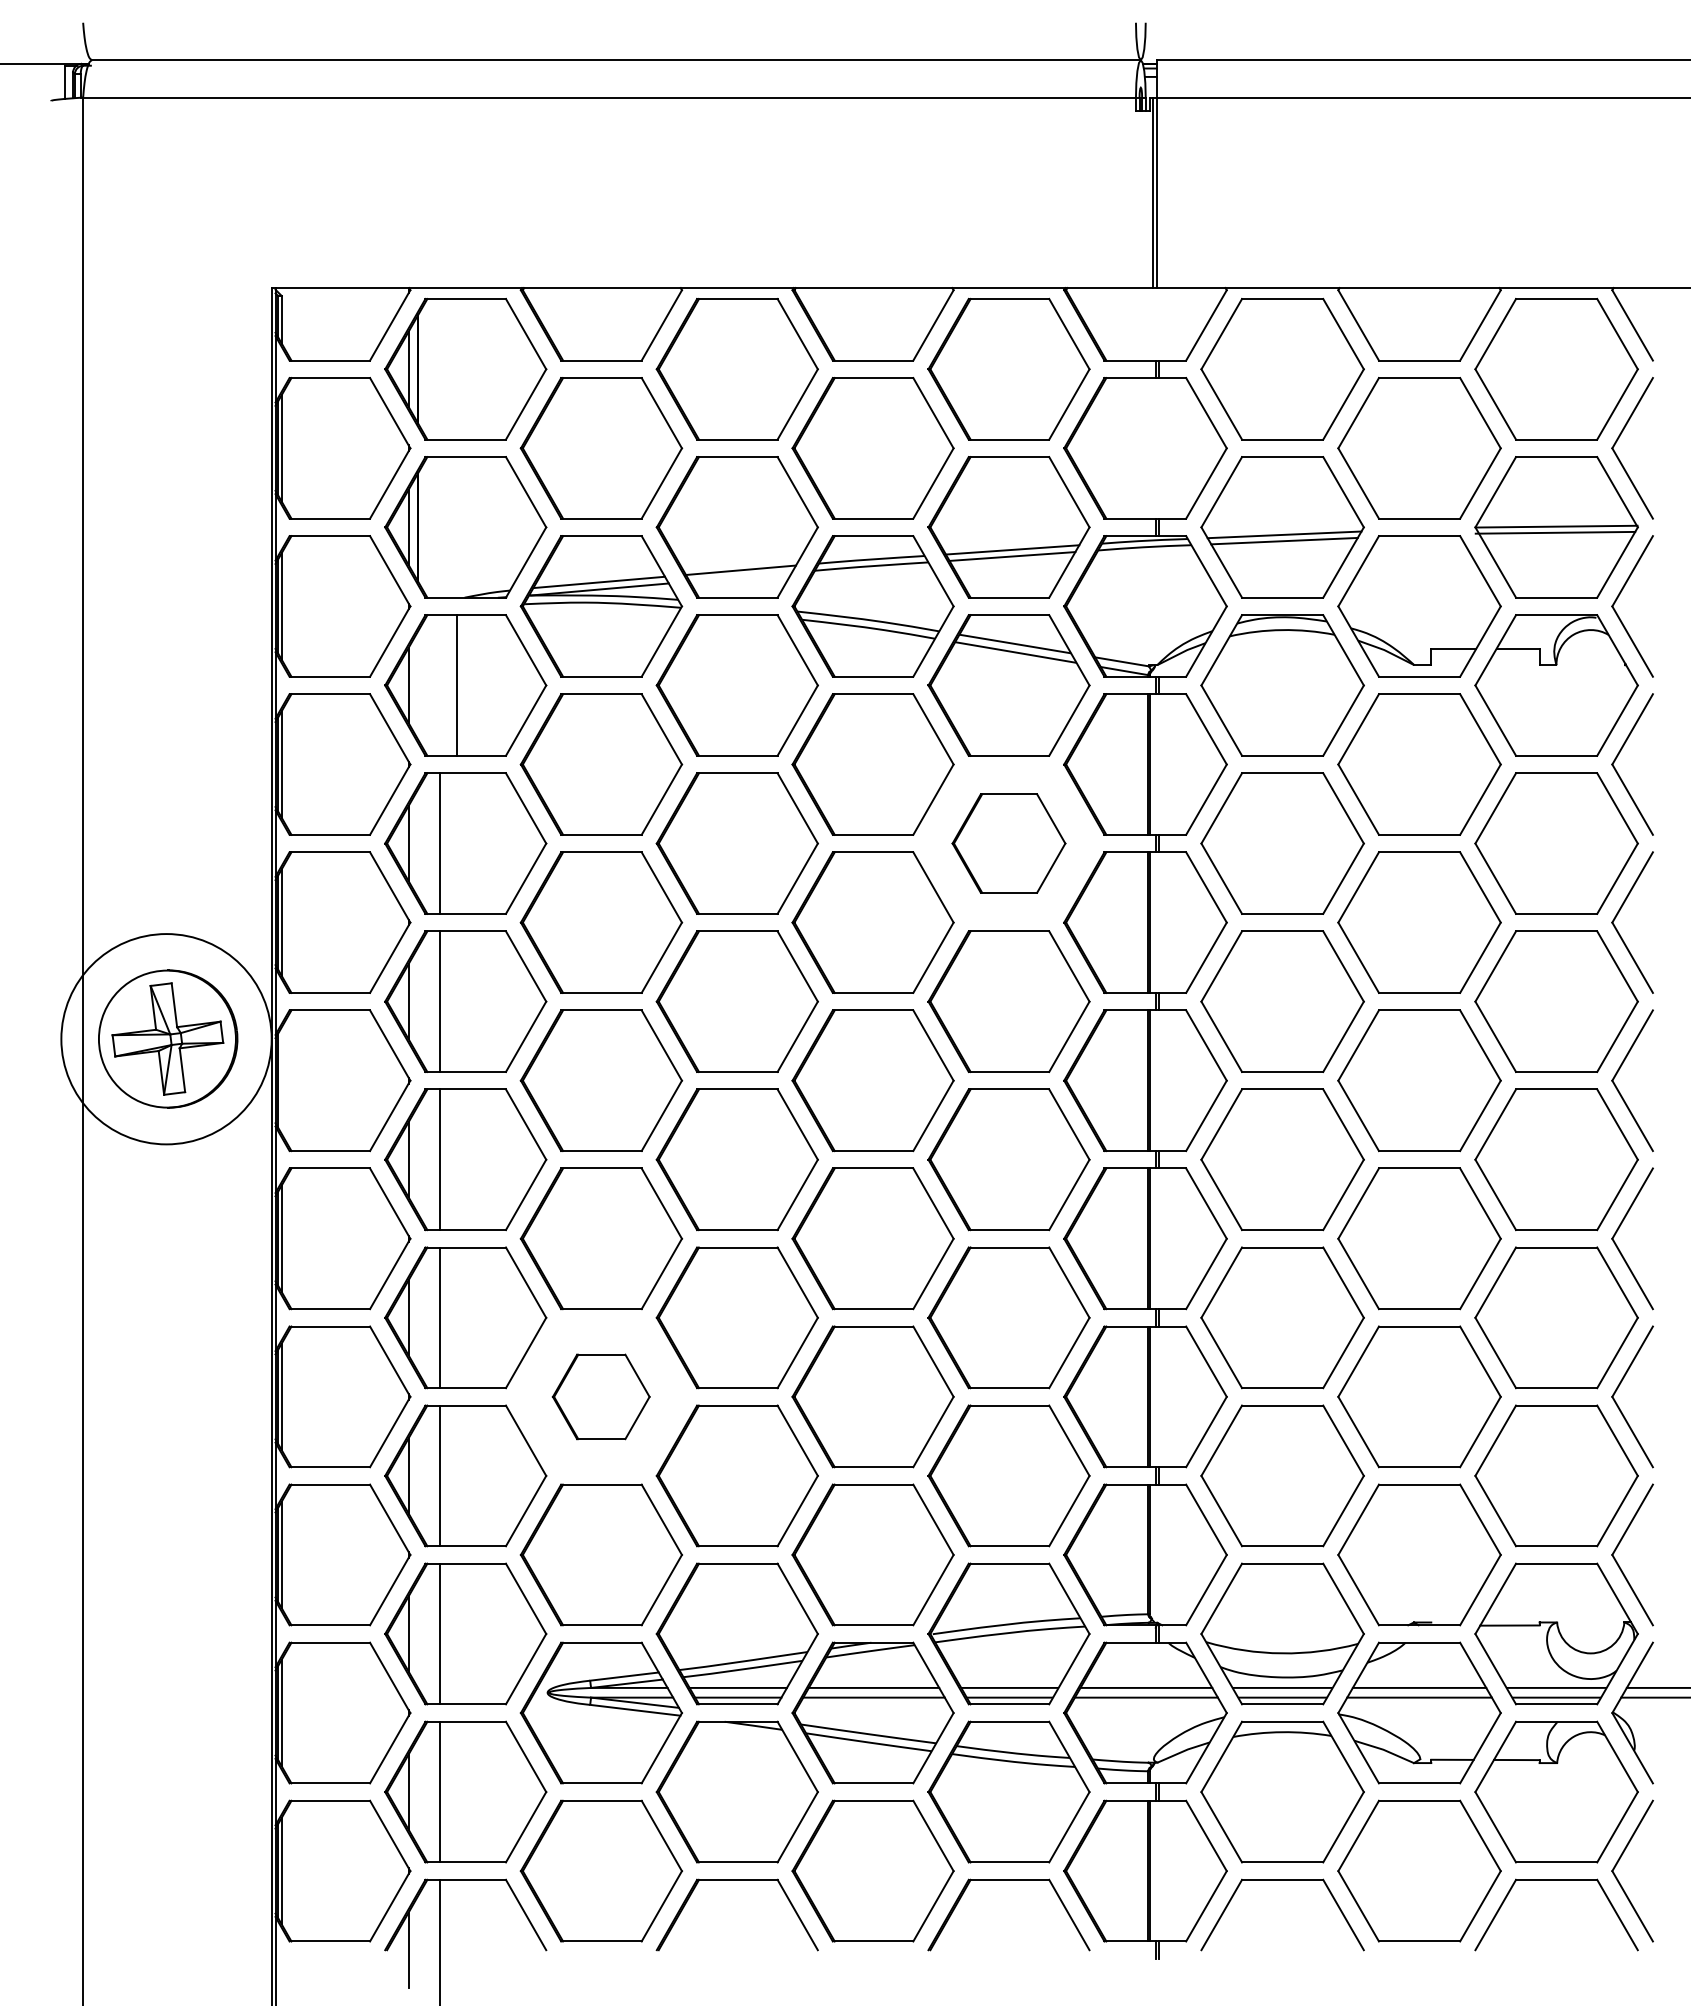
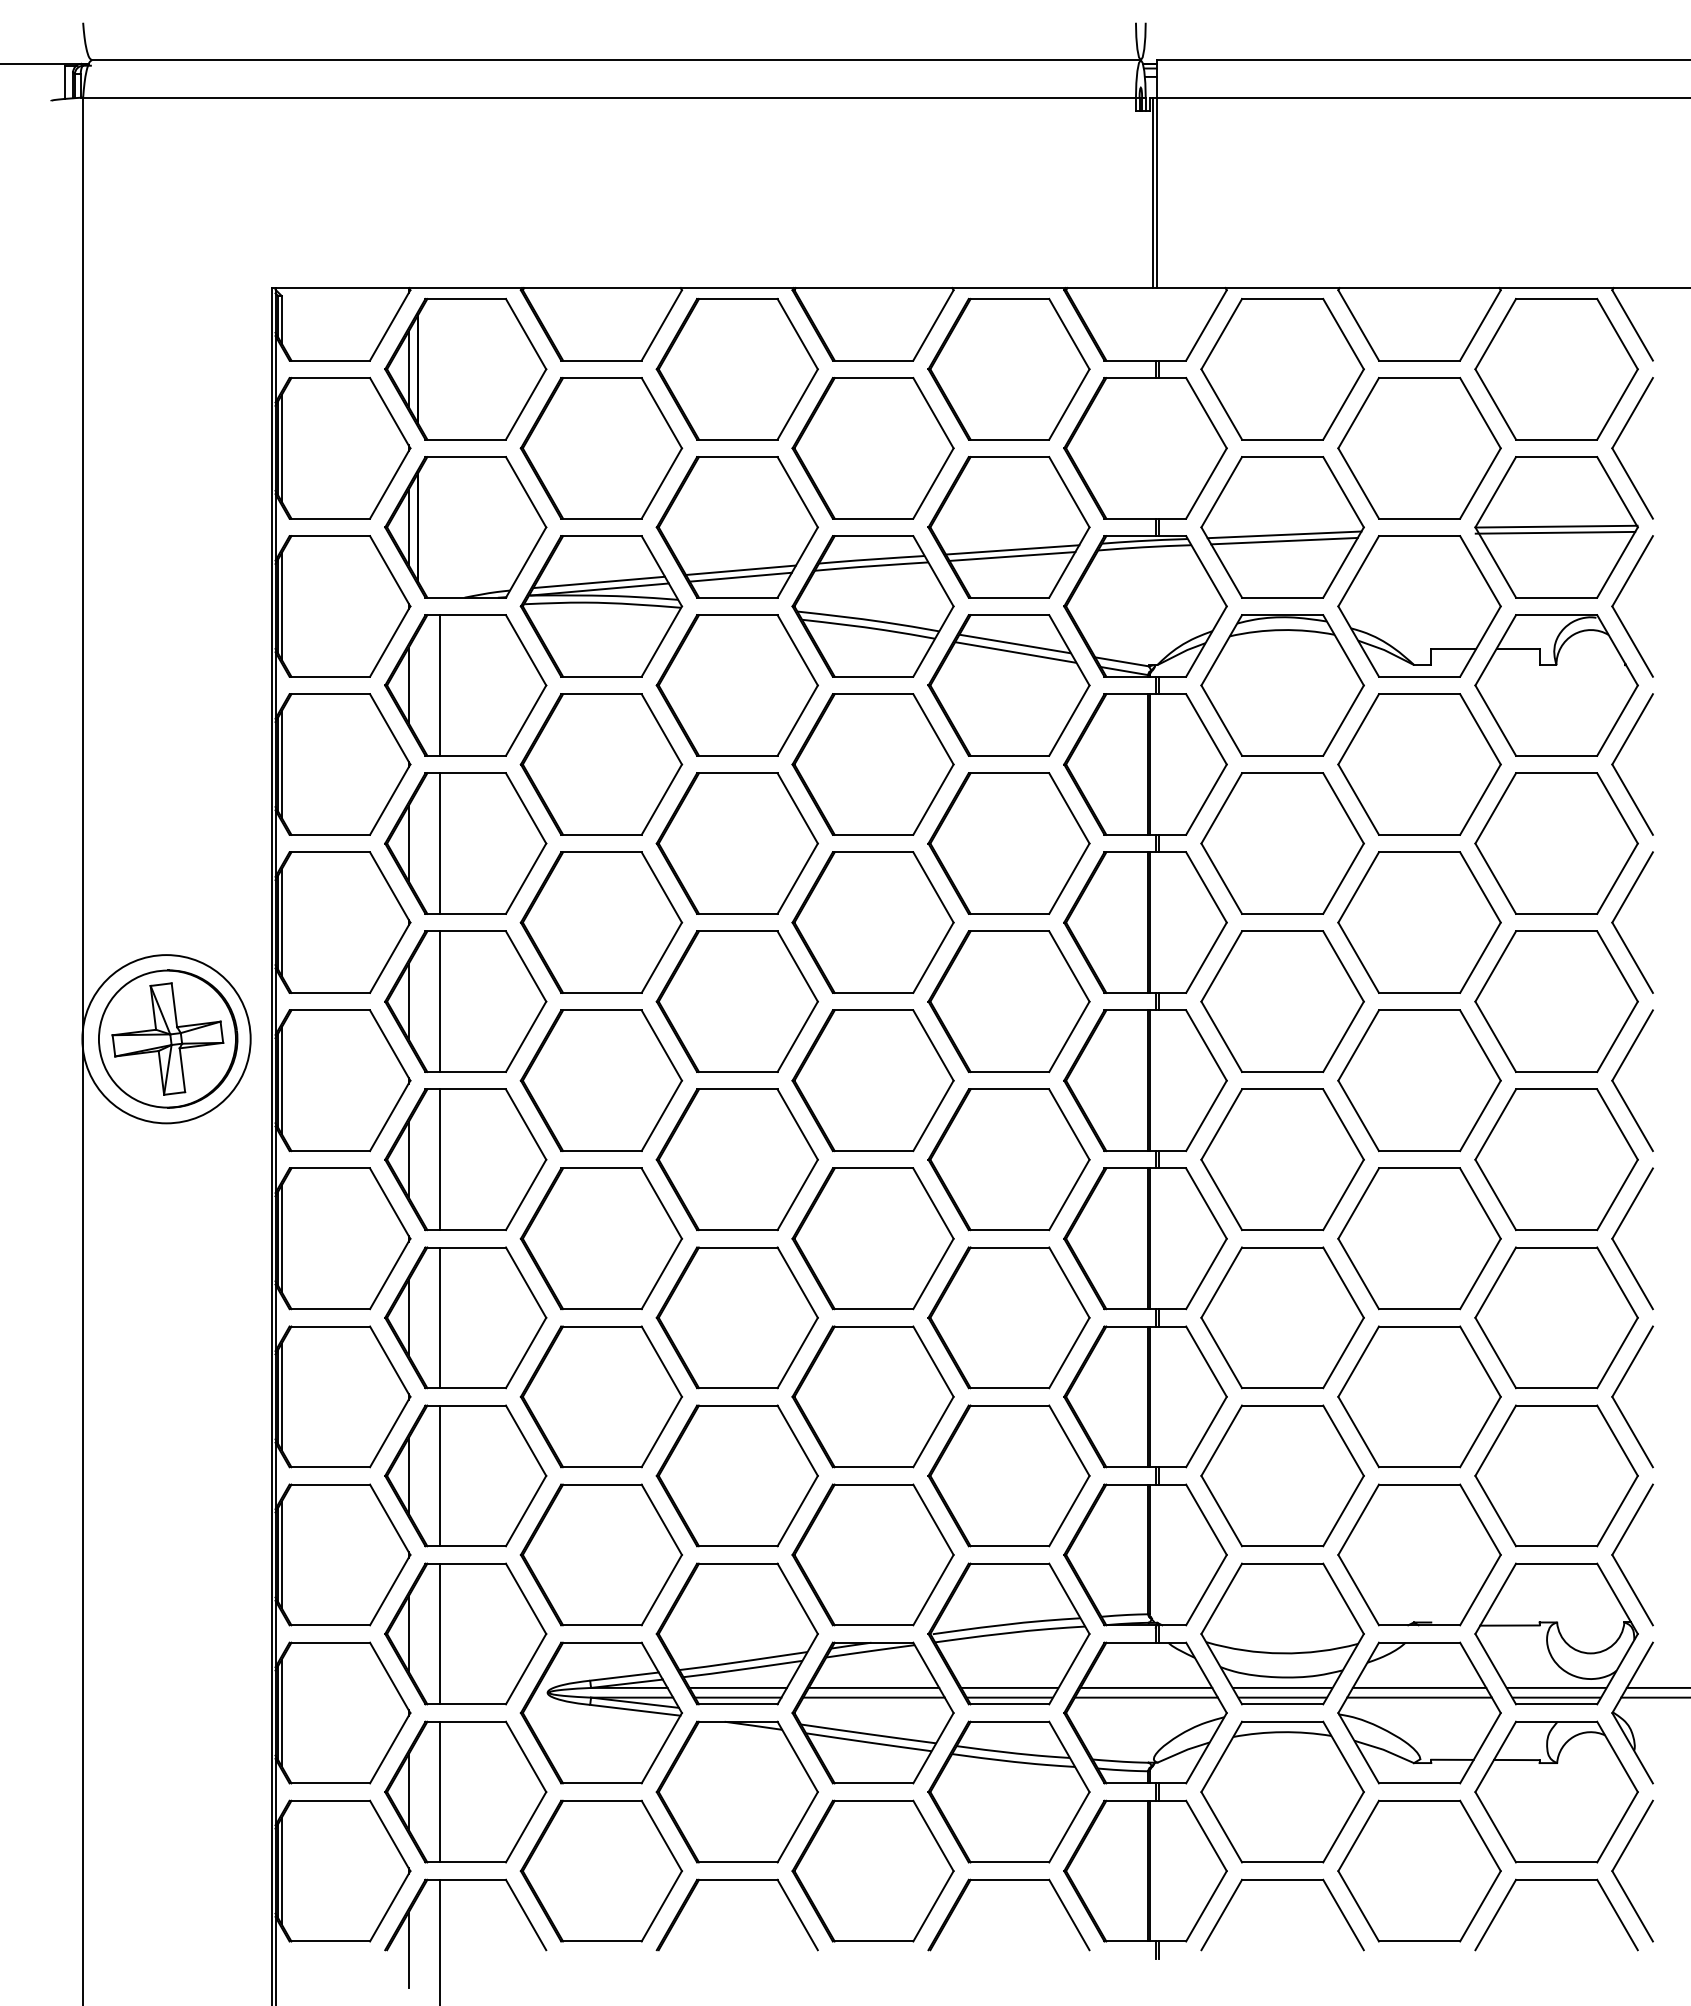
line: none -> present (740, 576)
line position: (457, 685) -> (440, 685) (440, 685)
part size: 116x101 px -> 164x143 px (1008, 843)
circle diameter: 210 px -> 168 px (166, 1039)
line: none -> present (281, 1080)
part size: 100x88 px -> 164x144 px (600, 1396)
